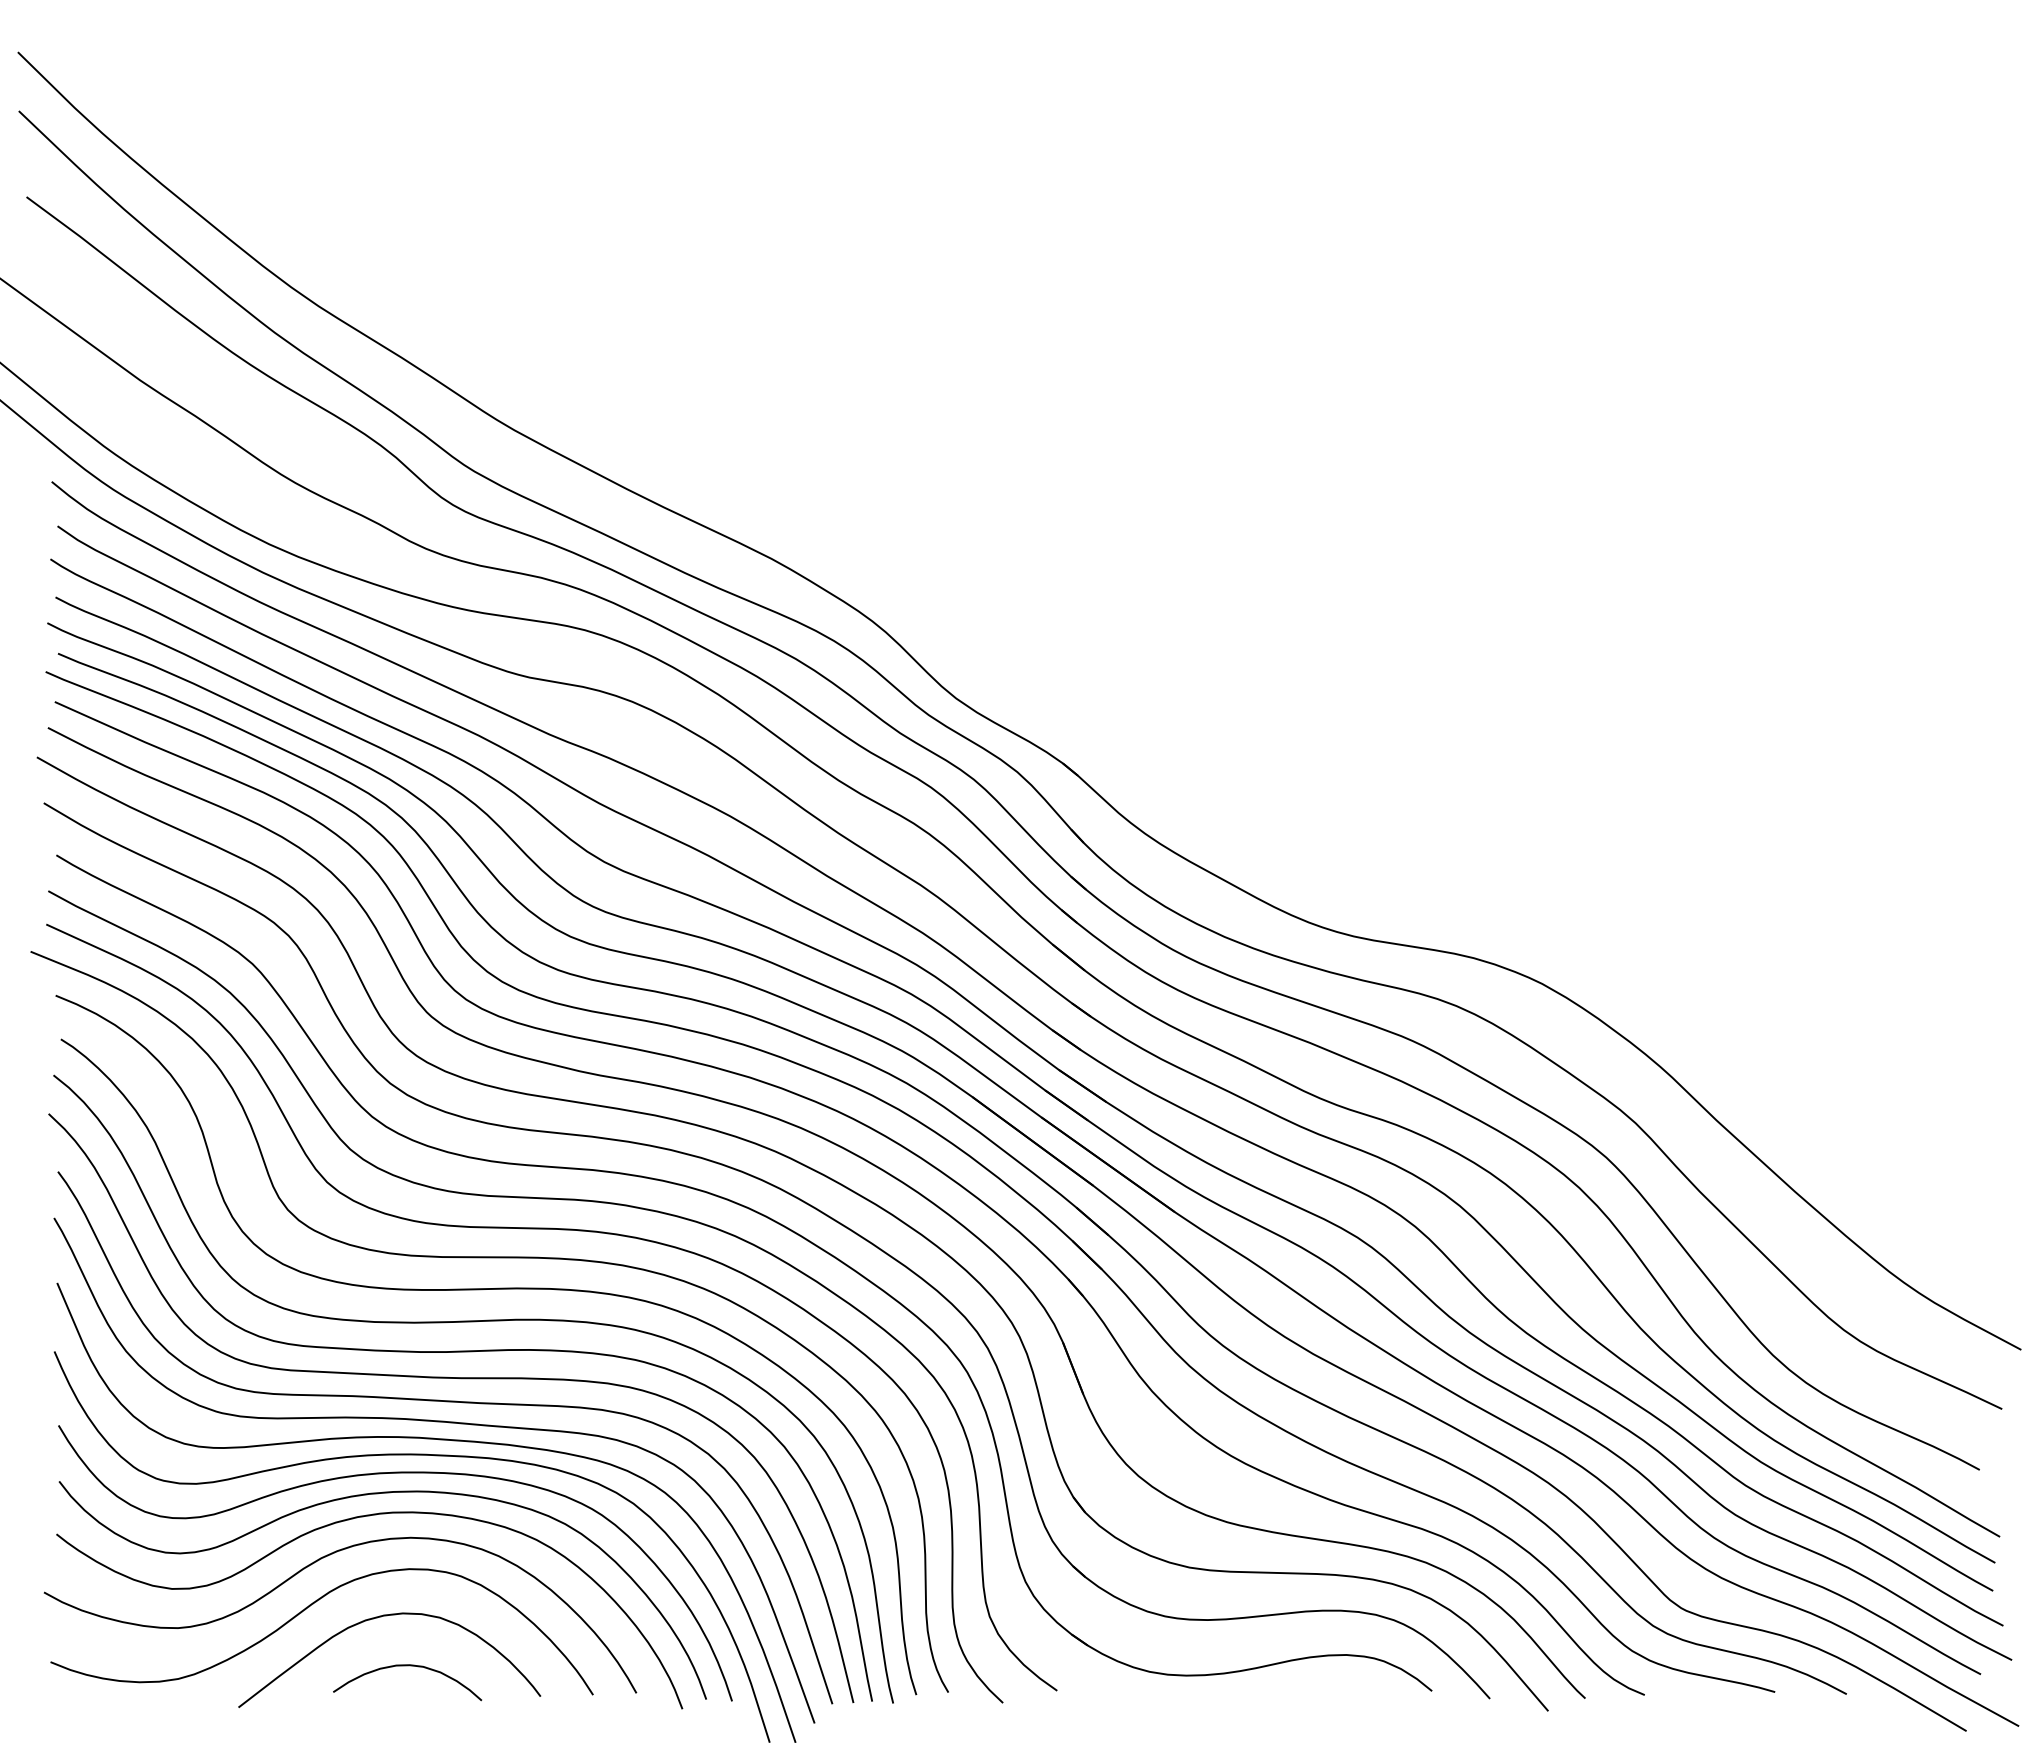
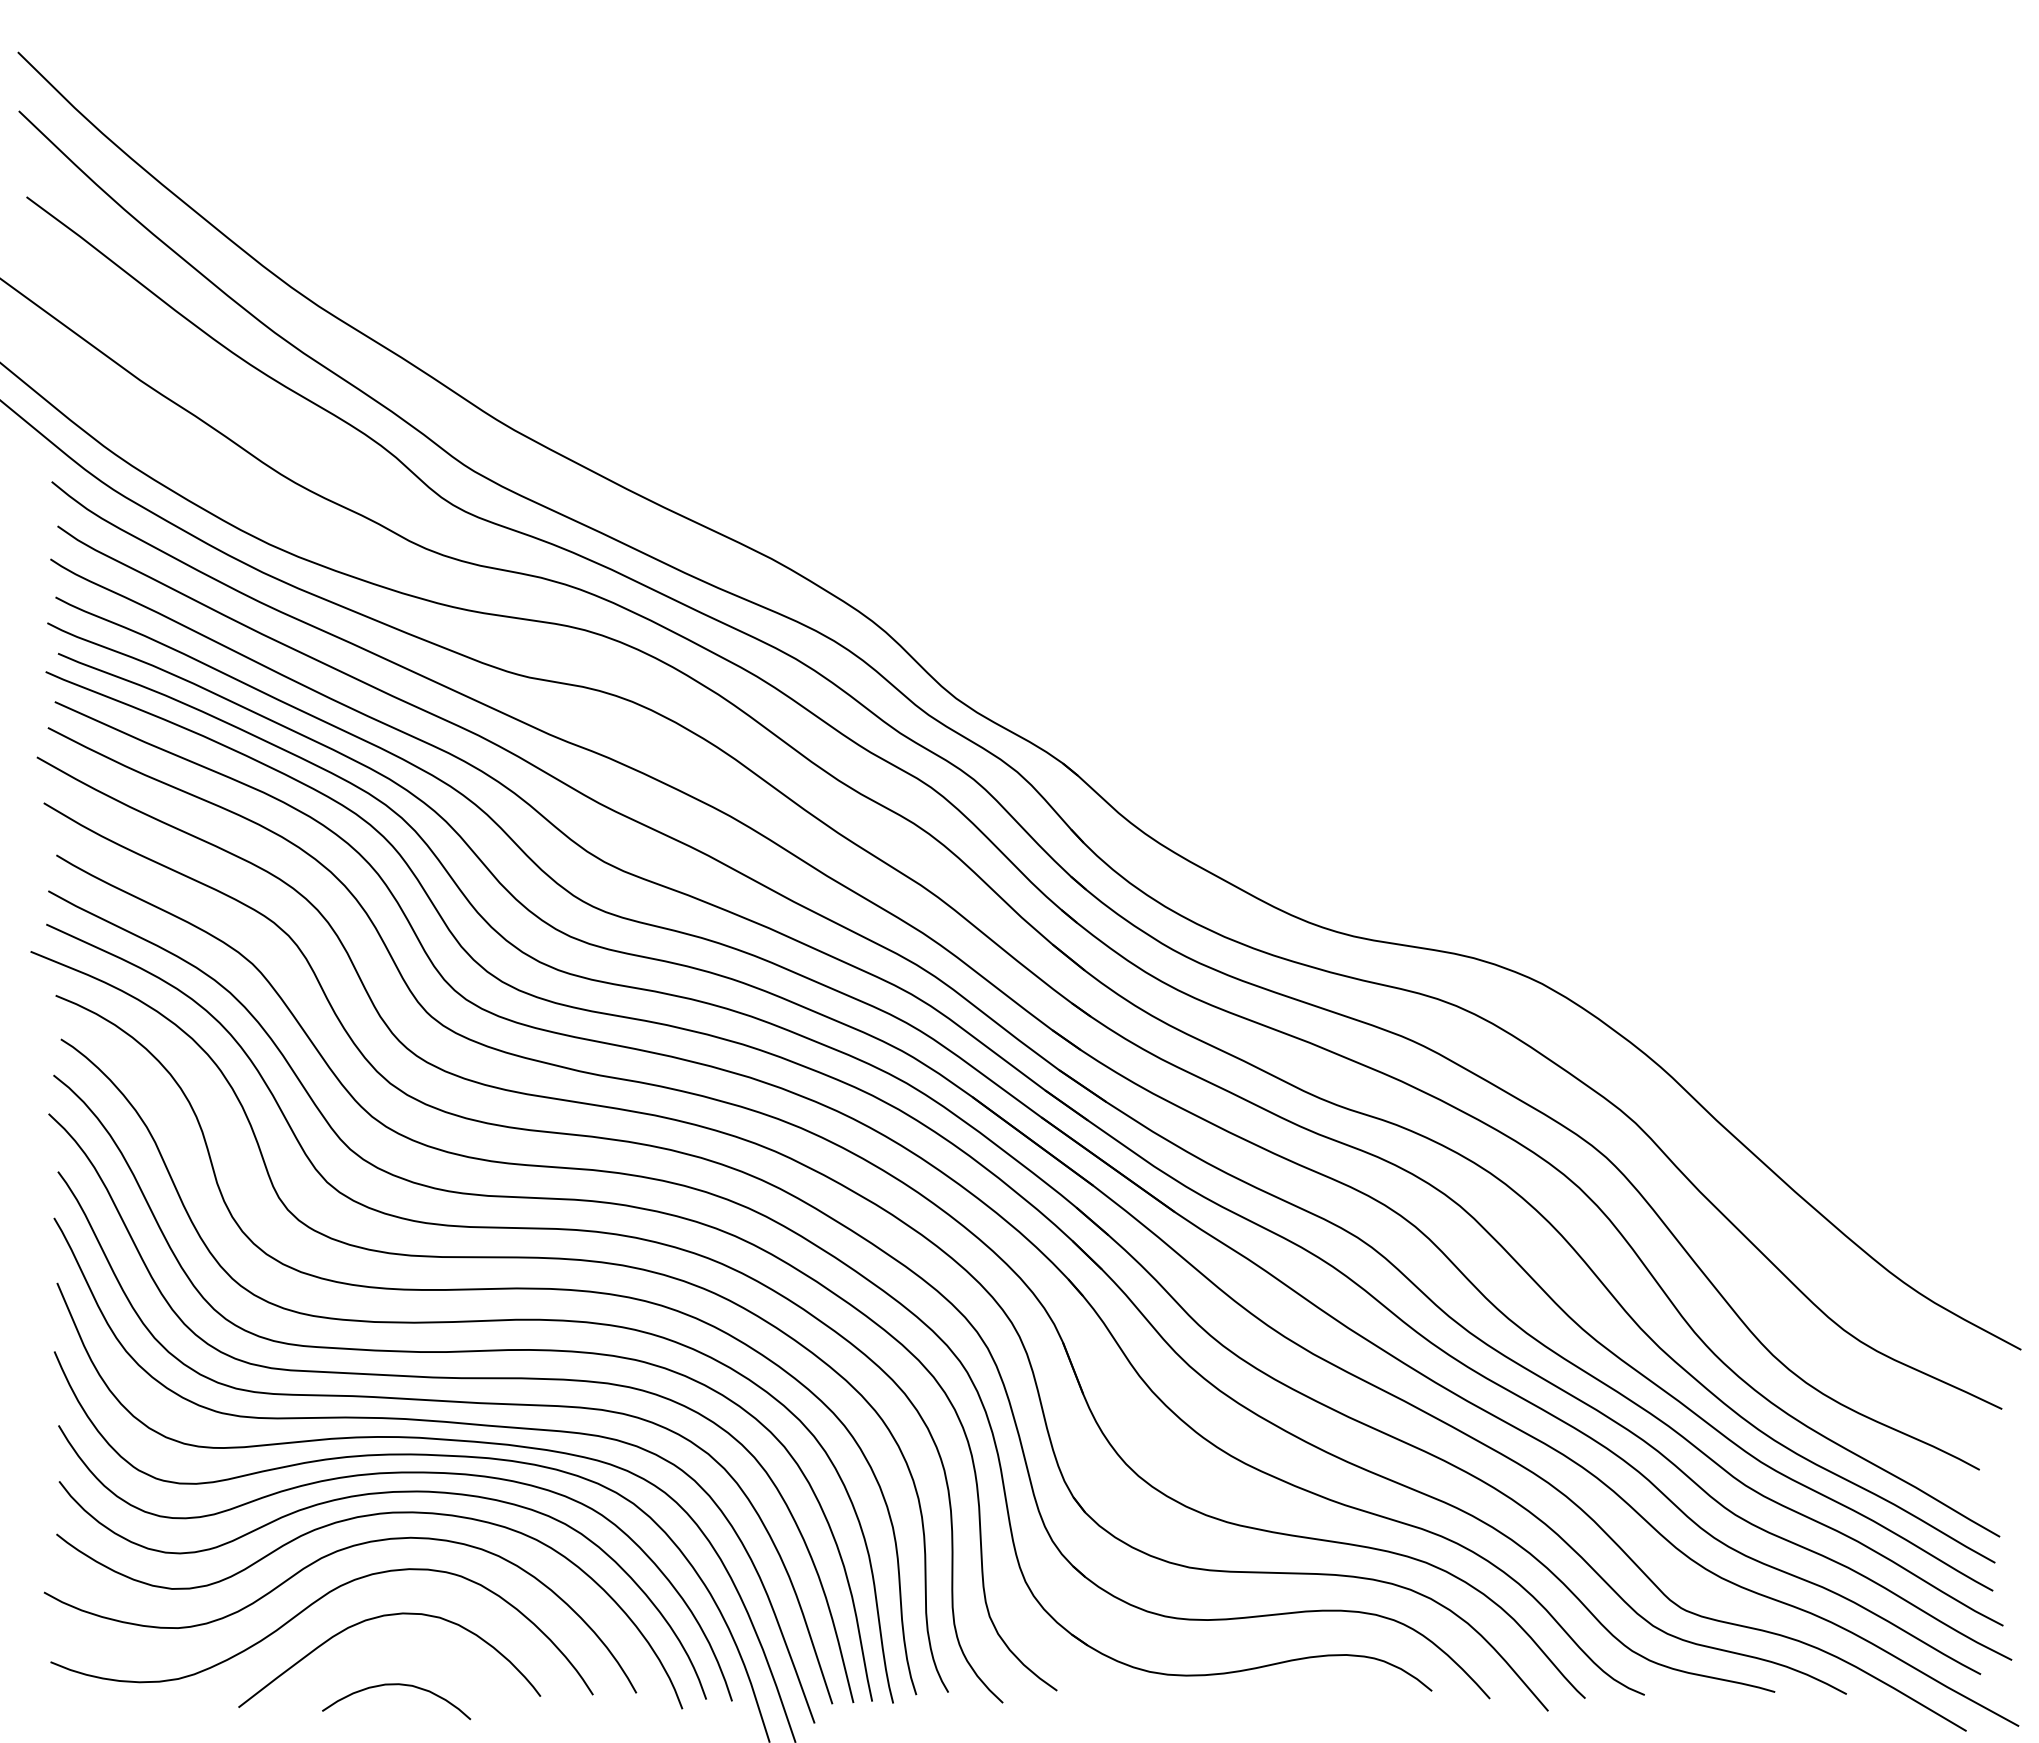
curve position: (407, 1666) -> (396, 1685) (396, 1685)
